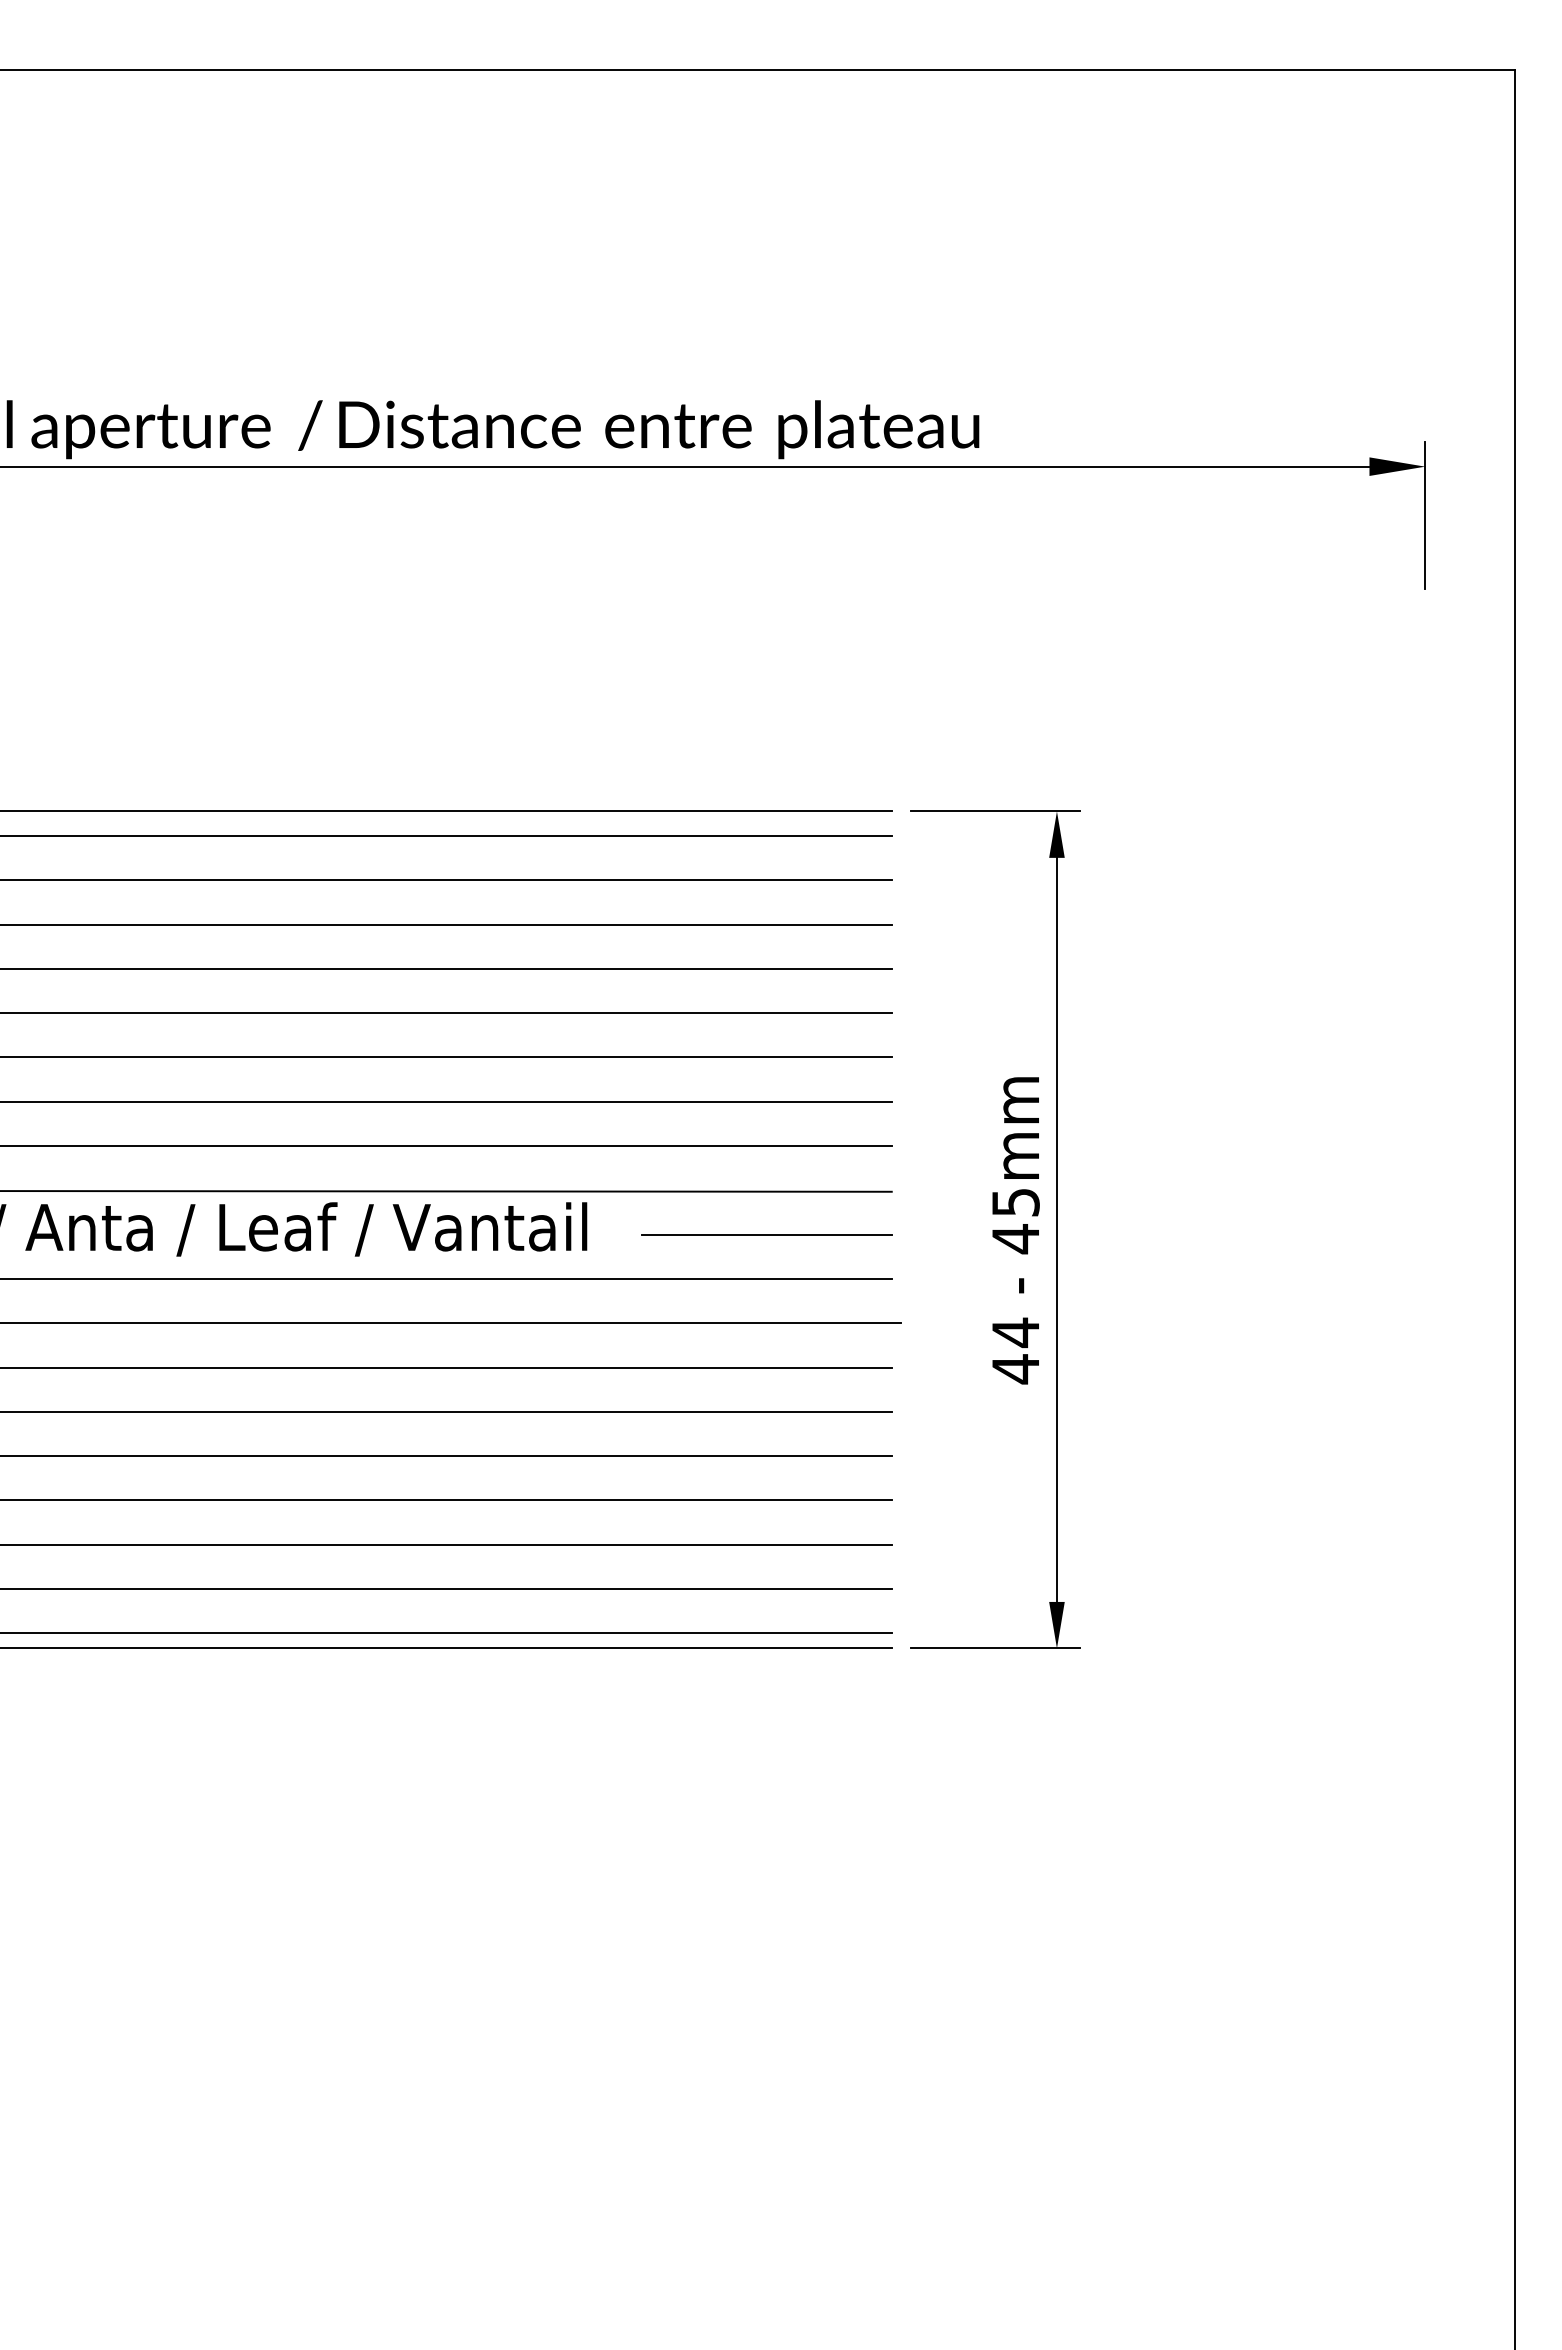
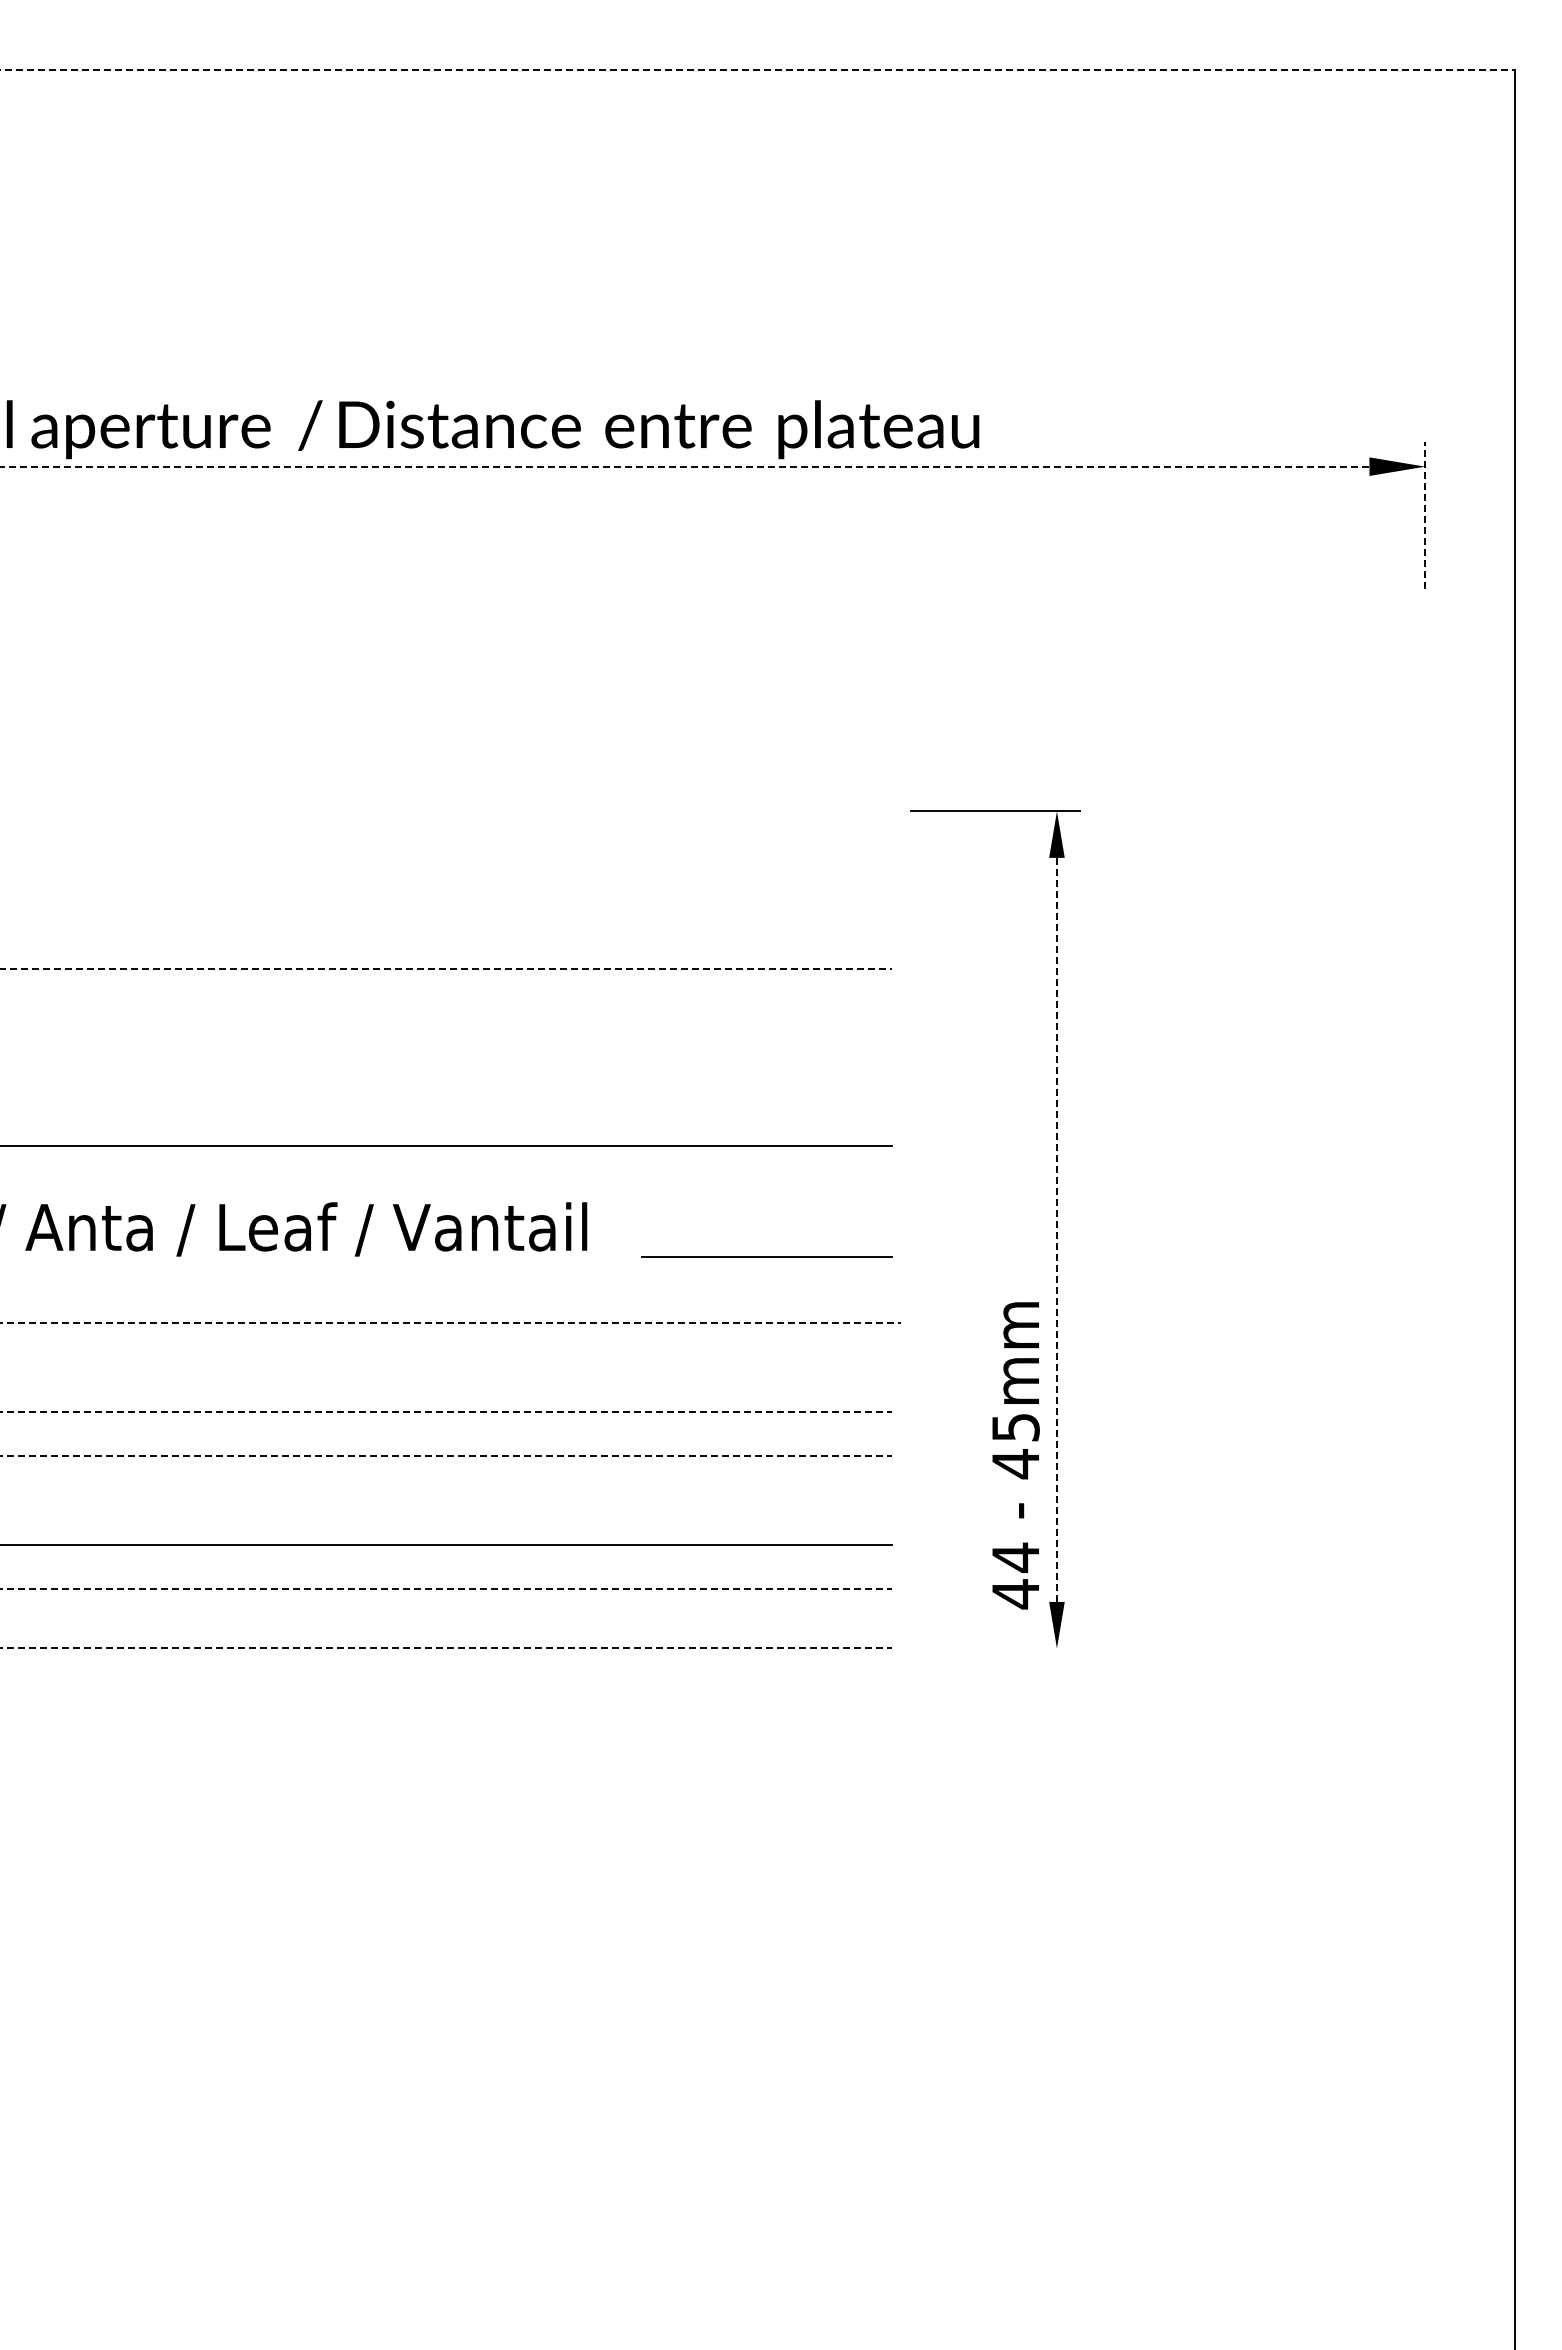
line: solid -> dashed (757, 70)
line: solid -> dashed (685, 466)
line: solid -> dashed (1424, 515)
line: present -> none (446, 811)
line: present -> none (446, 836)
line: present -> none (446, 880)
line: present -> none (446, 924)
line: solid -> dashed (446, 968)
line: present -> none (446, 1013)
line: present -> none (446, 1057)
line: present -> none (446, 1101)
line: present -> none (446, 1191)
text position: (1015, 1230) -> (1015, 1455) (1015, 1455)
line: solid -> dashed (1056, 1230)
line position: (766, 1234) -> (766, 1256) (766, 1256)
line: present -> none (446, 1279)
line: solid -> dashed (451, 1323)
line: present -> none (446, 1367)
line: solid -> dashed (446, 1411)
line: solid -> dashed (446, 1456)
line: present -> none (446, 1500)
line: solid -> dashed (446, 1589)
line: present -> none (446, 1633)
line: solid -> dashed (446, 1648)
line: present -> none (995, 1648)
